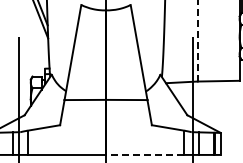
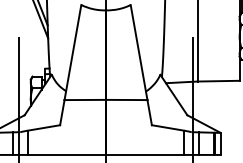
line: dashed -> solid (197, 40)
line: dashed -> solid (144, 154)
